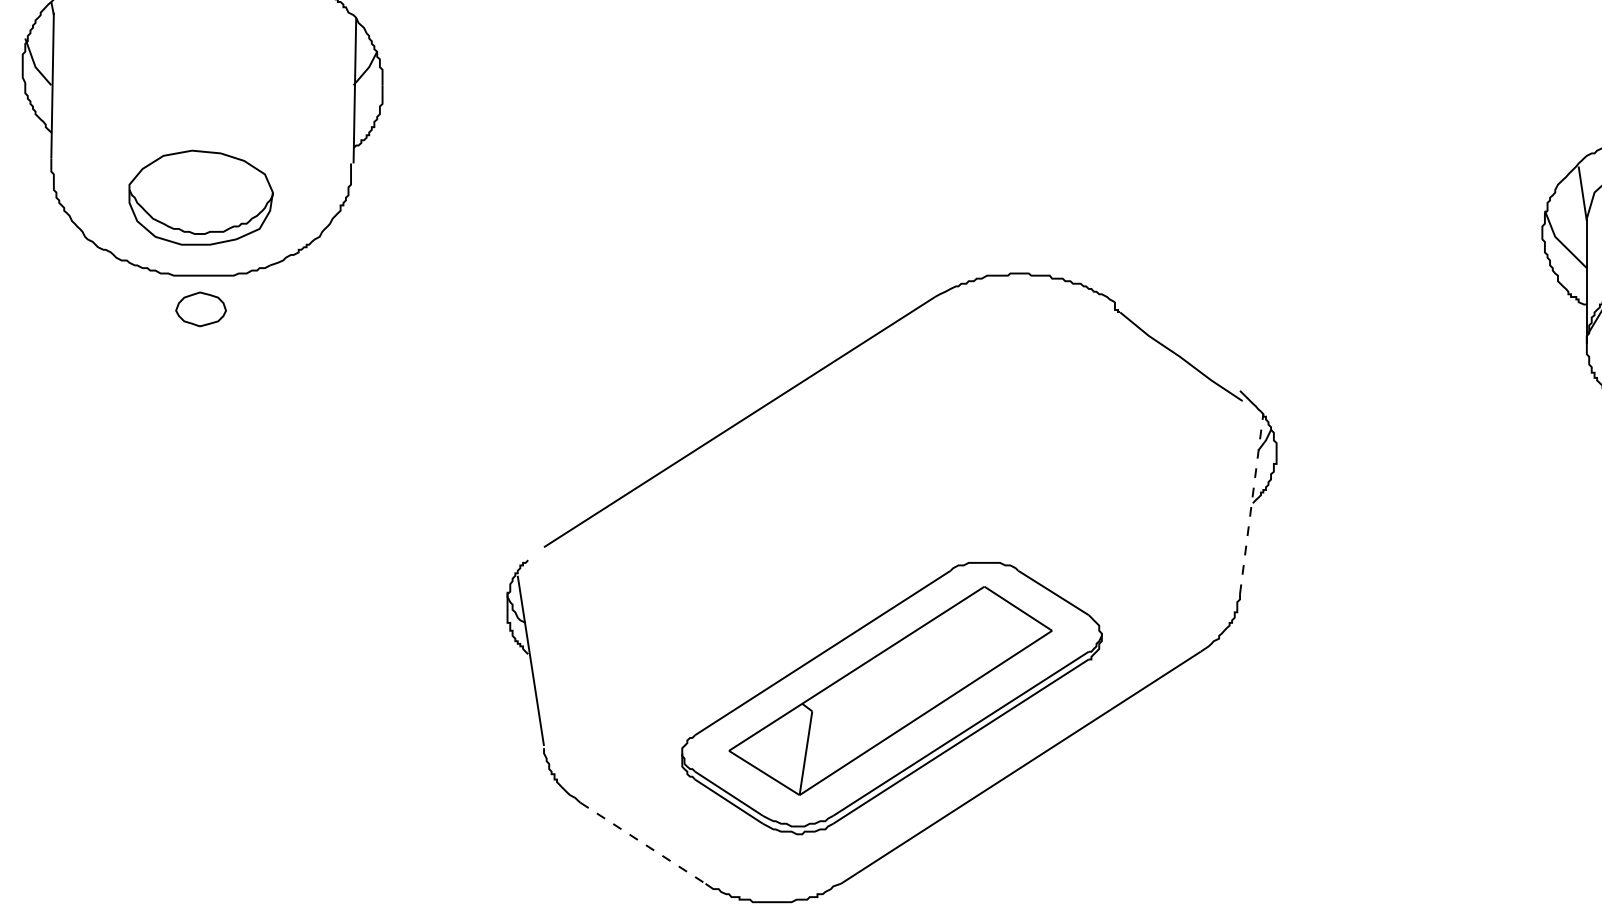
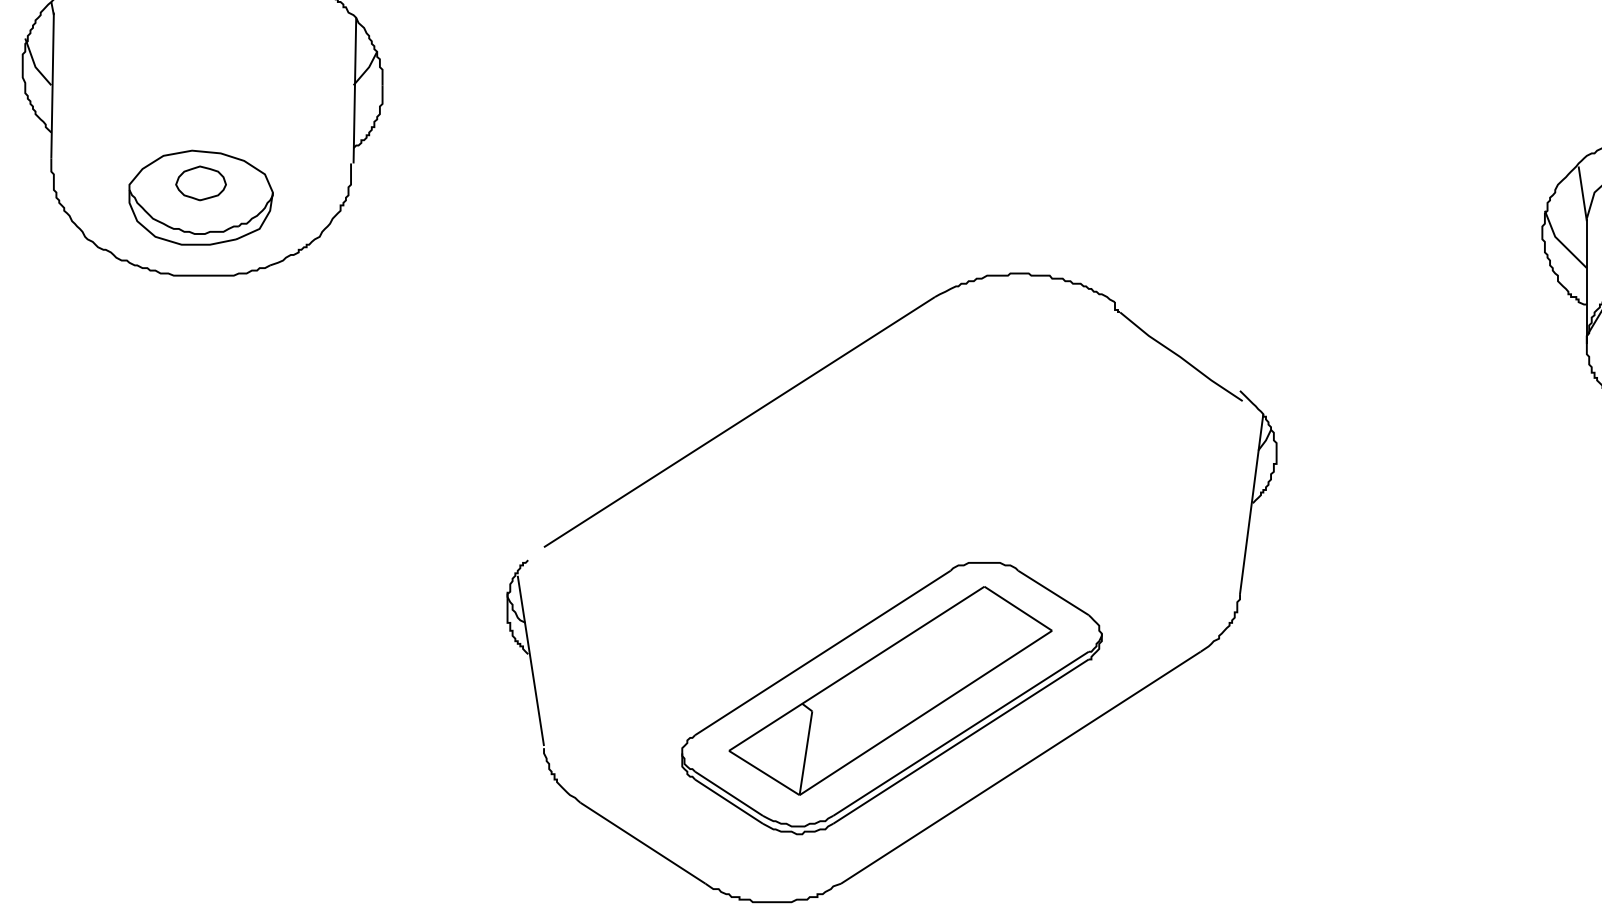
part position: (200, 309) -> (200, 183) (200, 183)
line: dashed -> solid (1251, 504)
line: dashed -> solid (643, 843)
